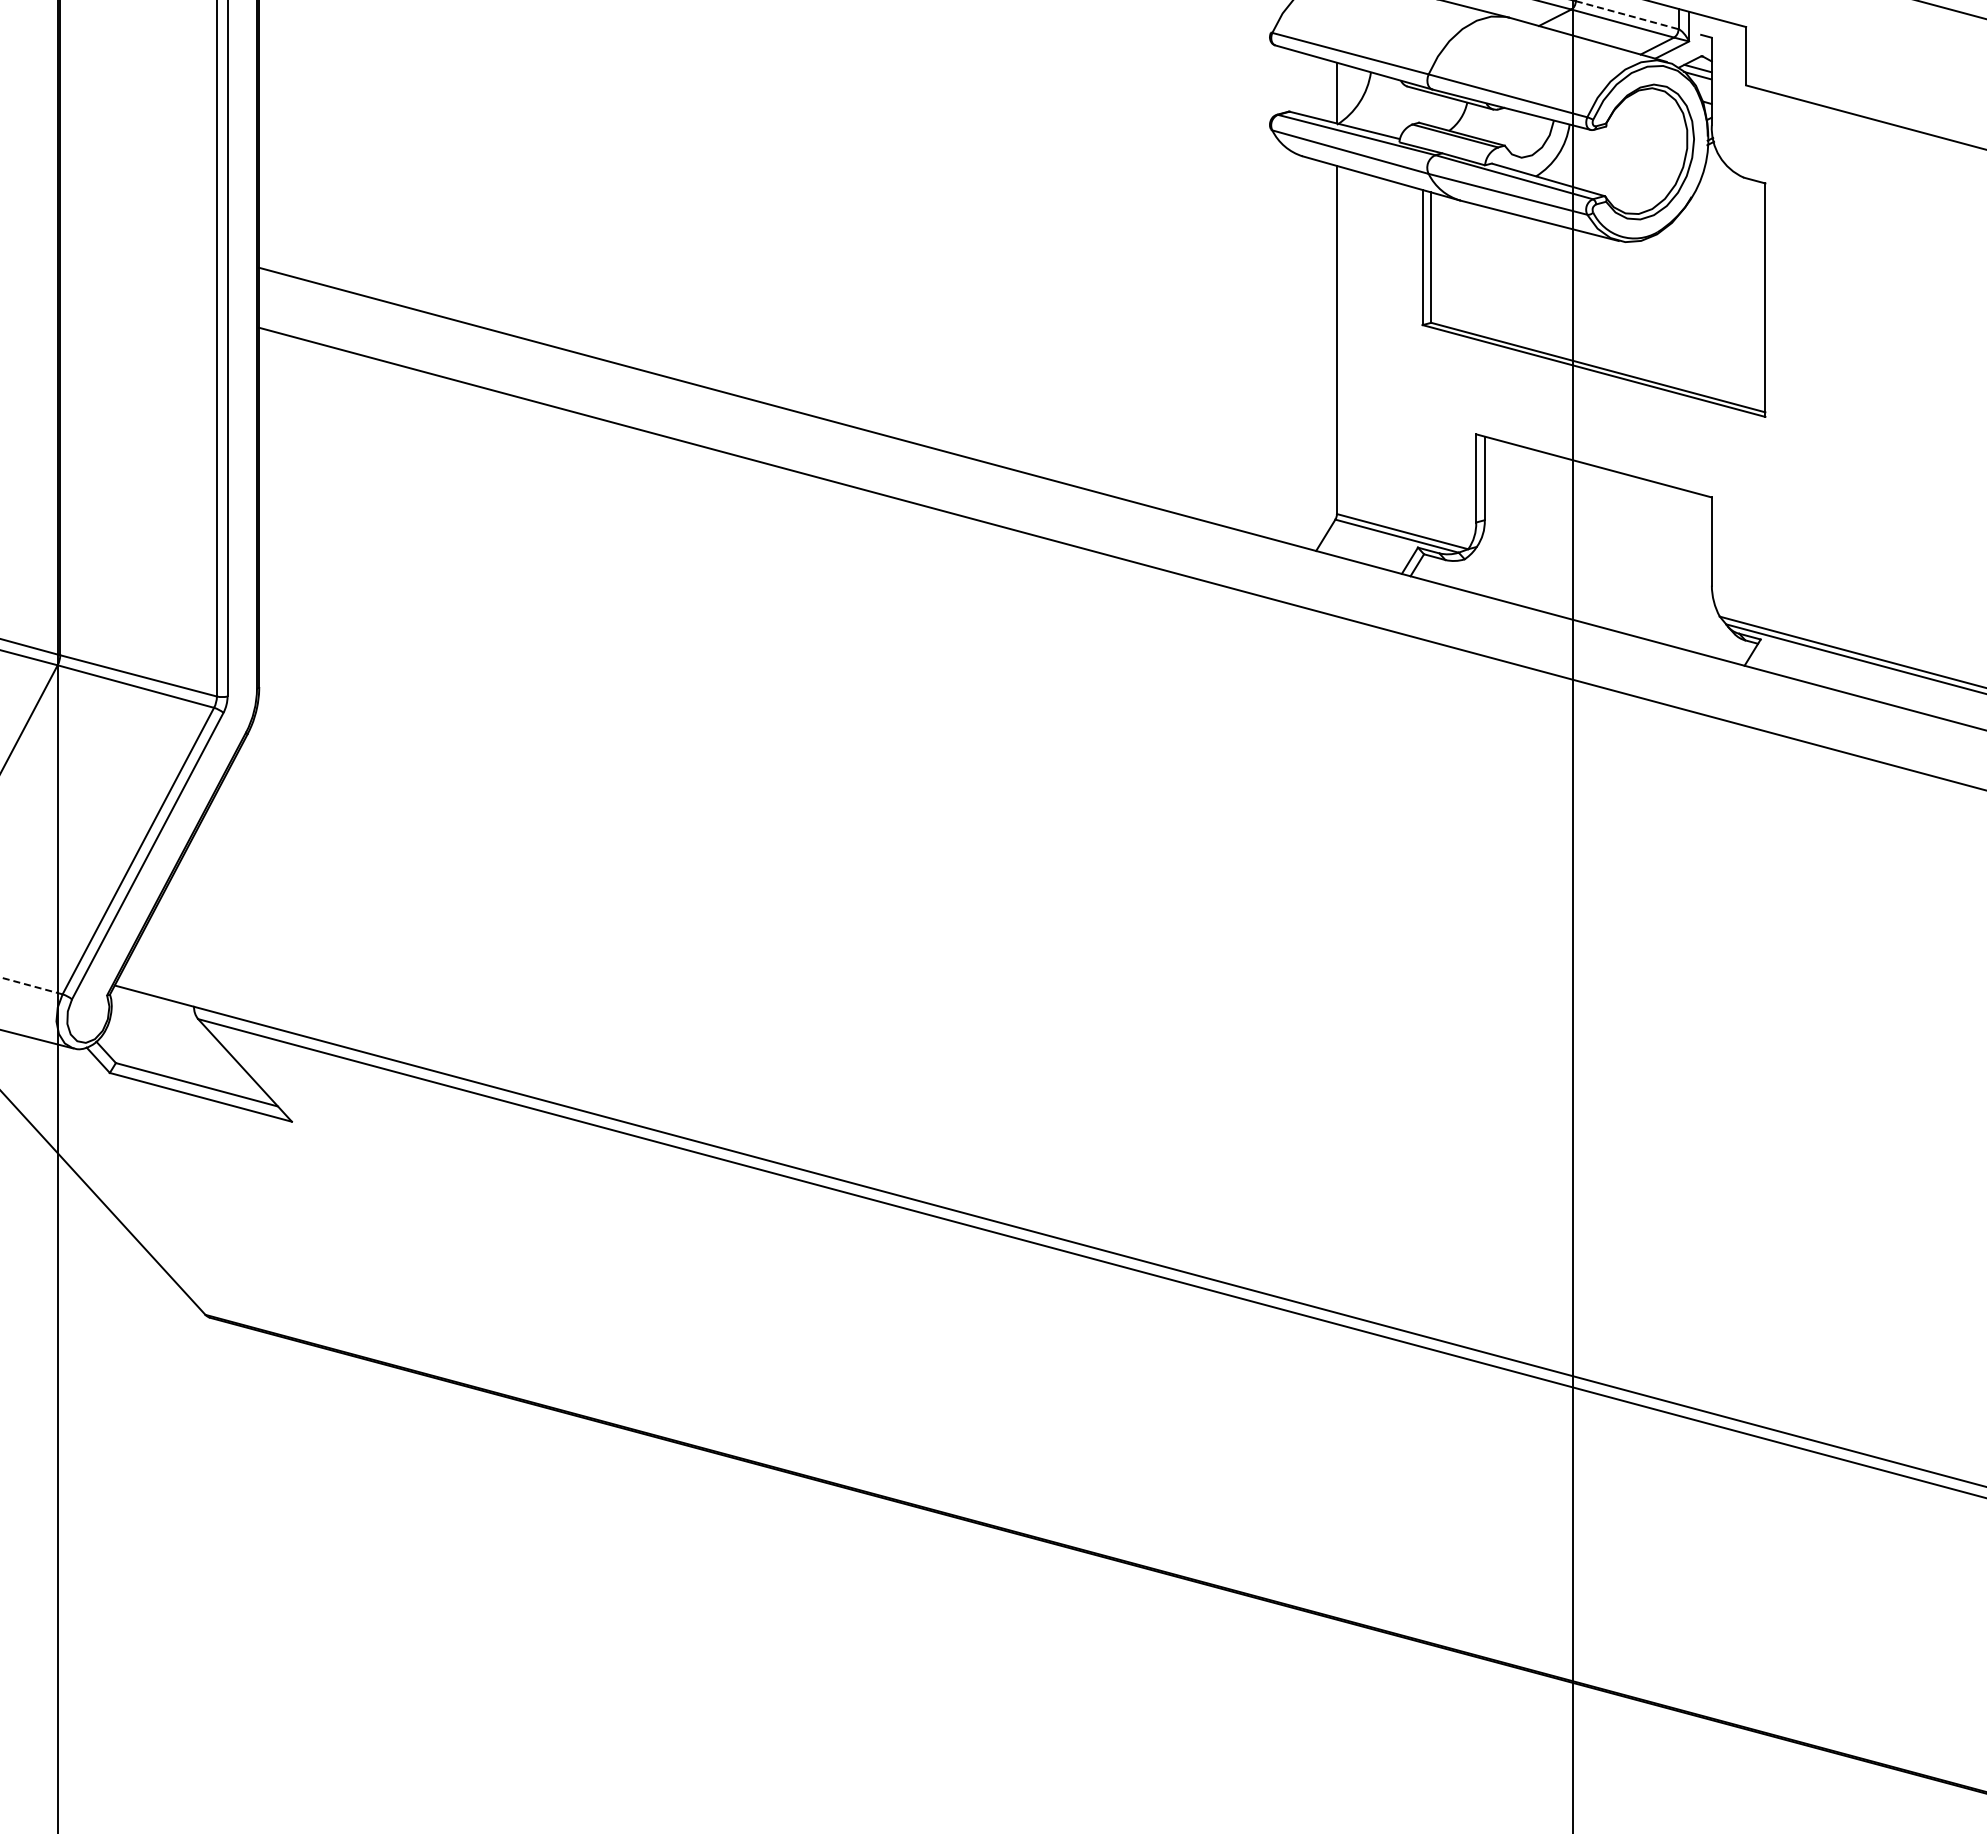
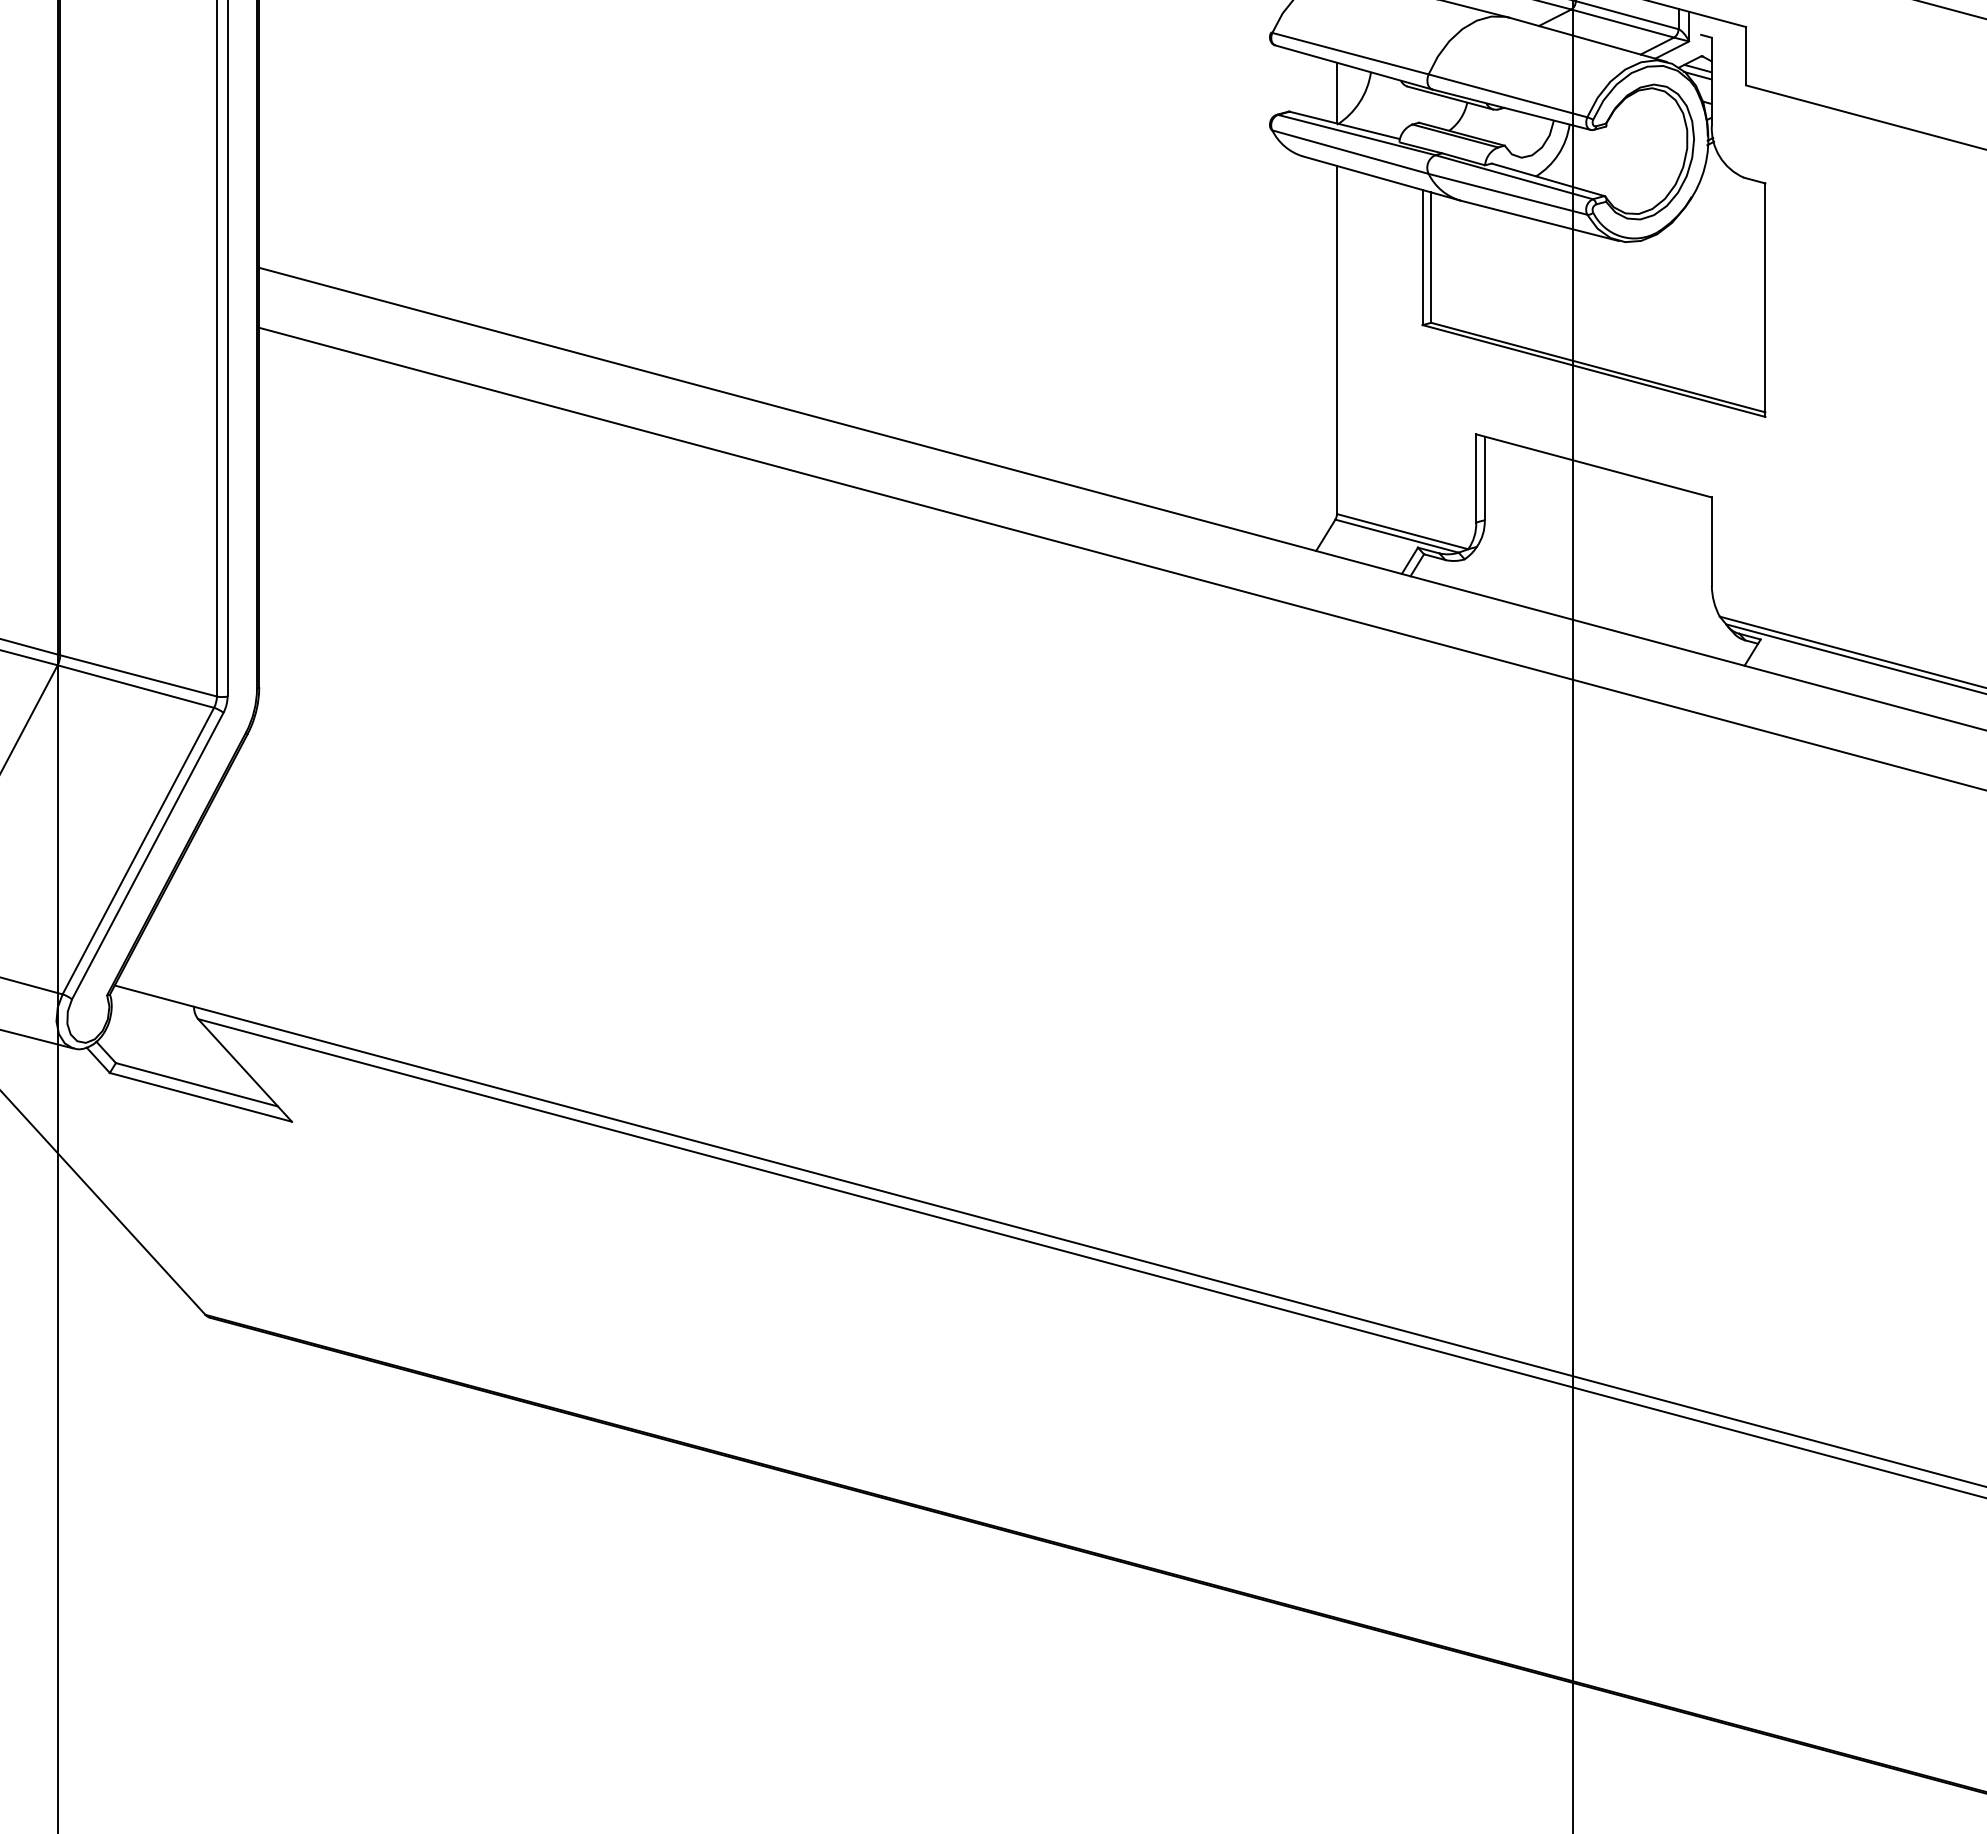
line: dashed -> solid (1627, 15)
line: dashed -> solid (30, 985)
